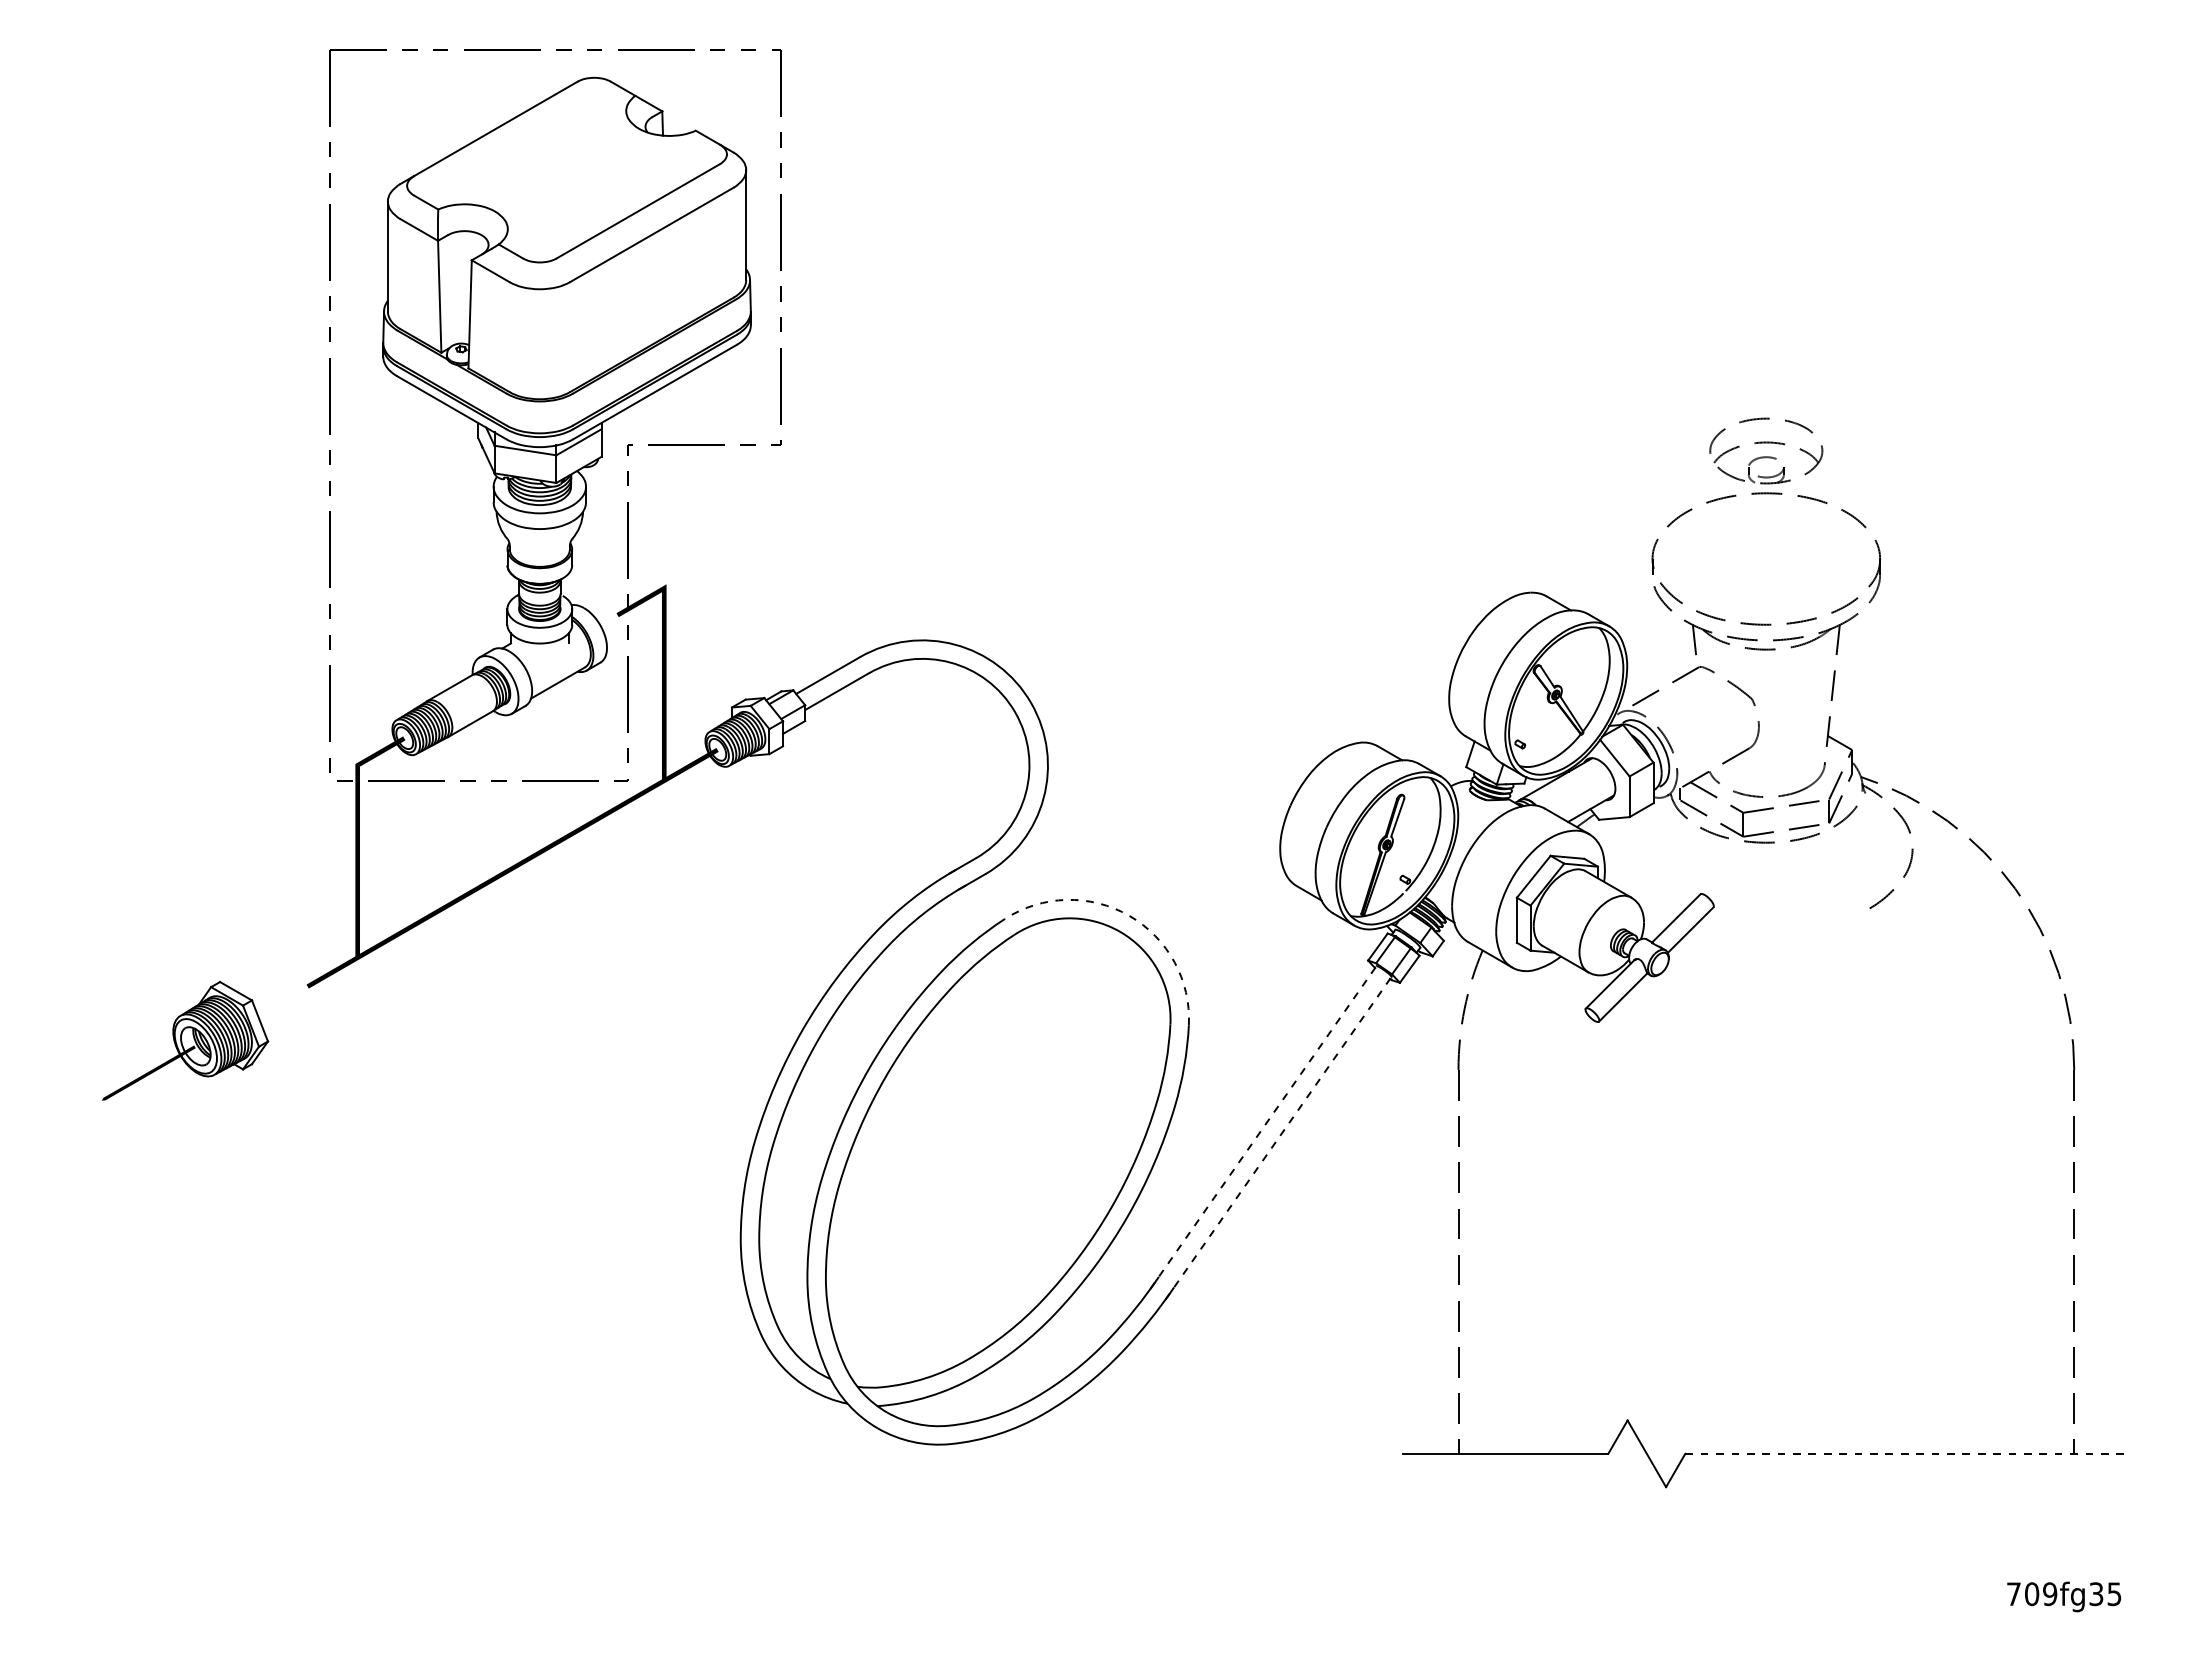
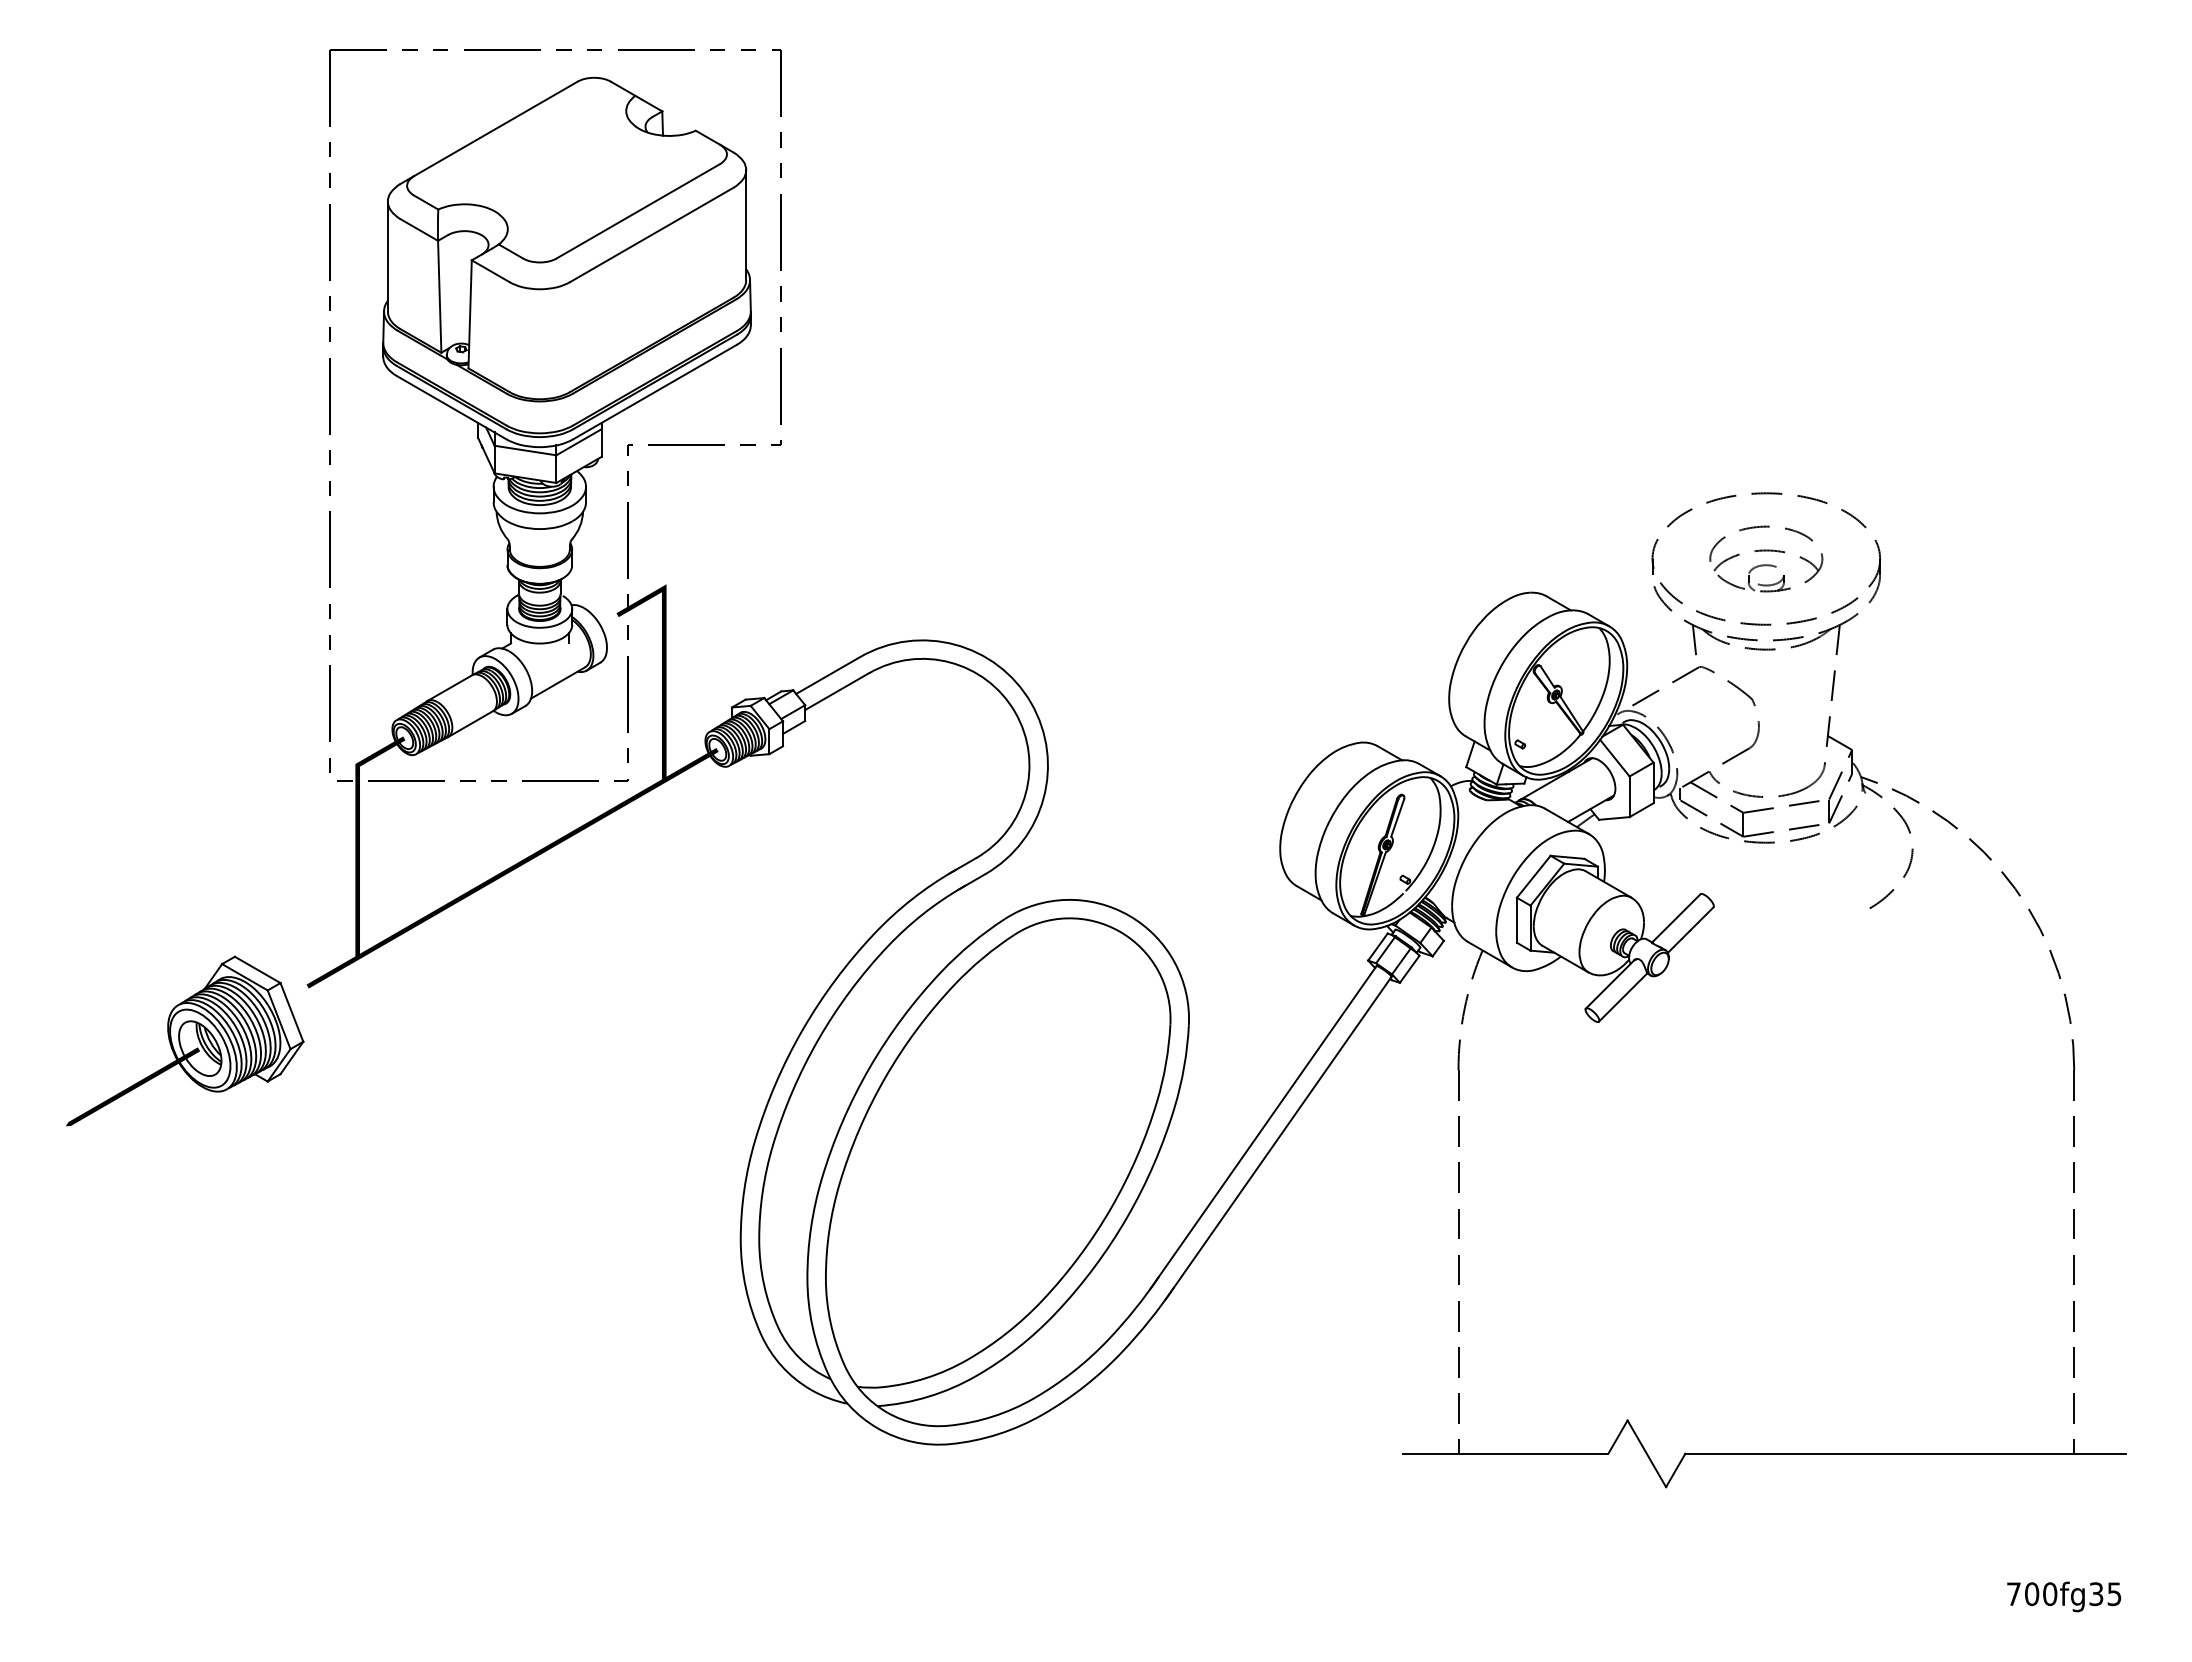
part position: (1766, 450) -> (1766, 558) (1766, 558)
arc: dashed -> solid (1129, 915)
part size: 168x120 px -> 239x172 px (185, 1040)
line: dashed -> solid (1263, 1127)
line: dashed -> solid (1278, 1137)
line: dashed -> solid (1906, 1453)
text: 709fg35 -> 700fg35 (2050, 1594)
